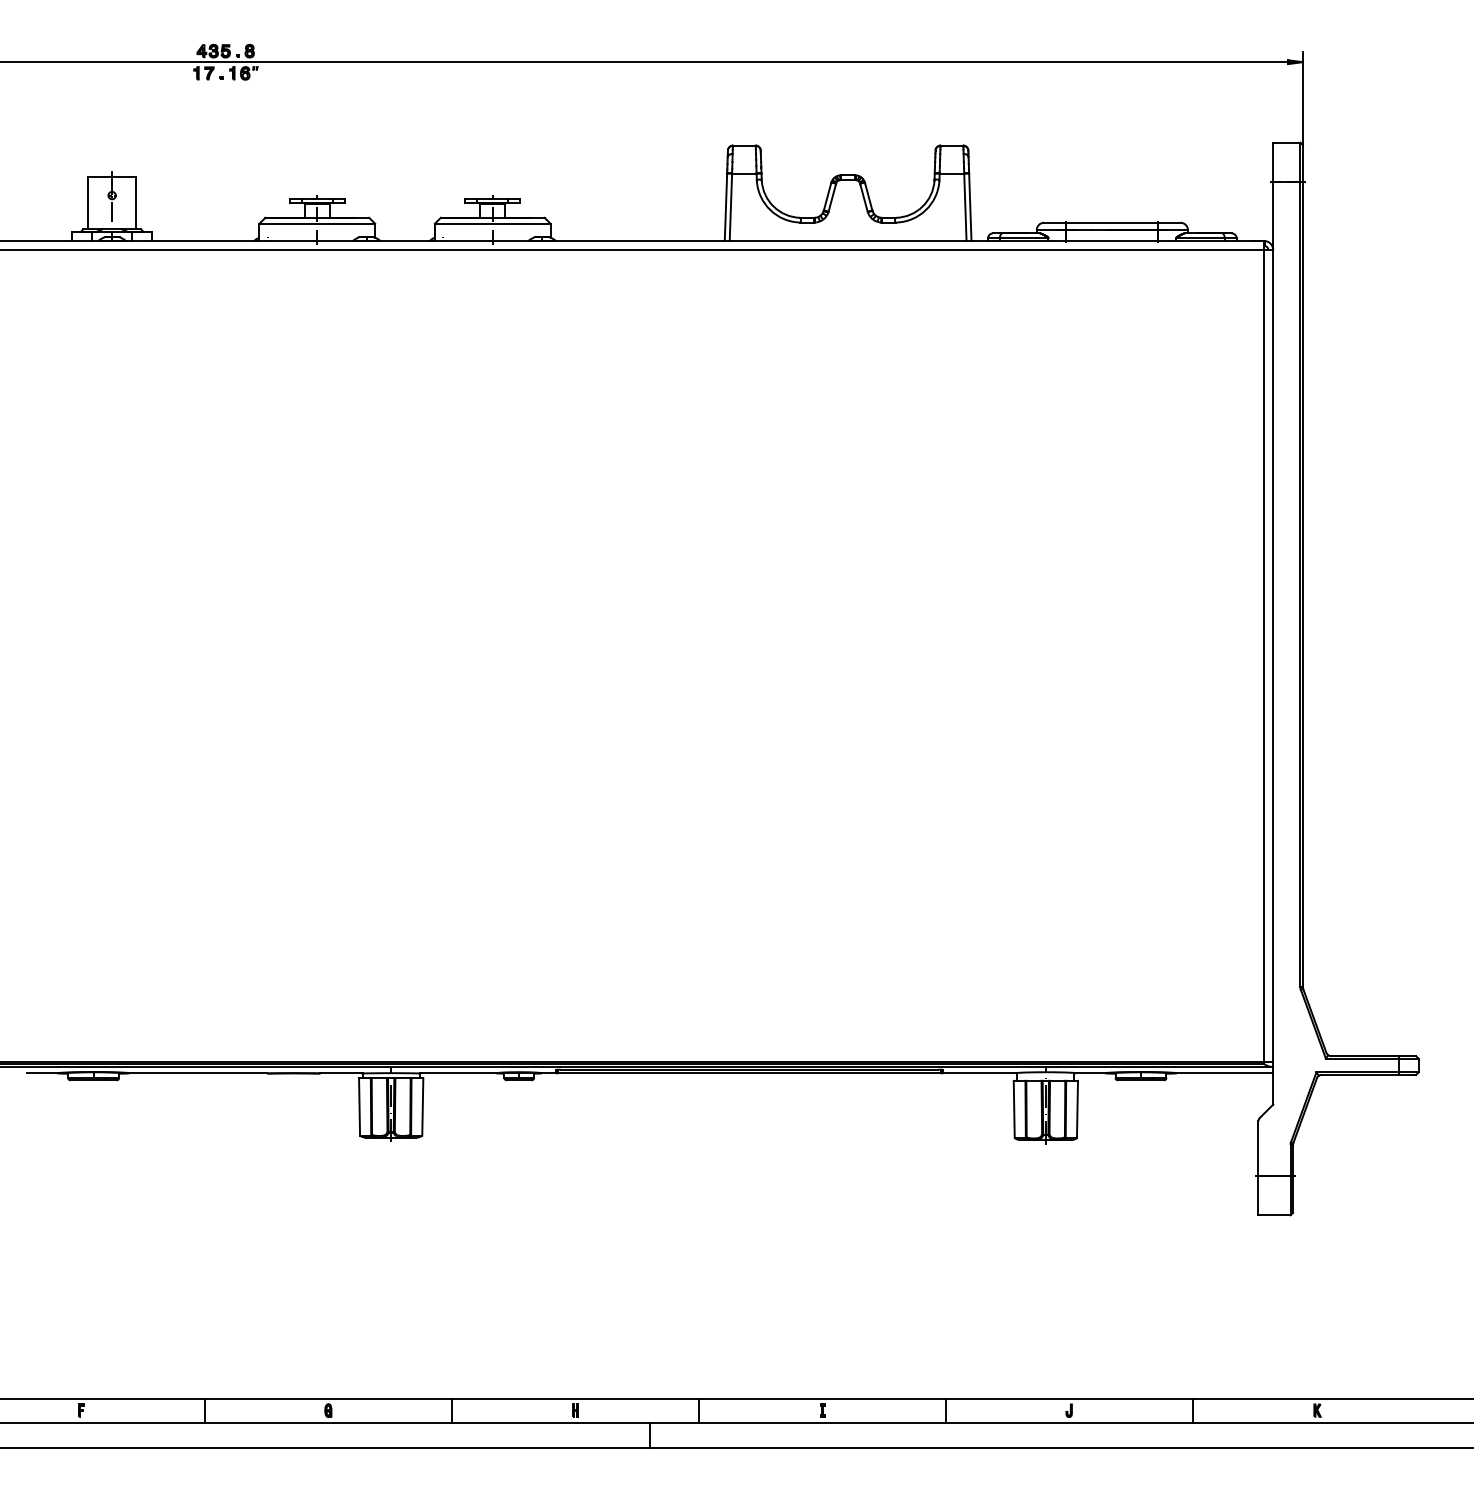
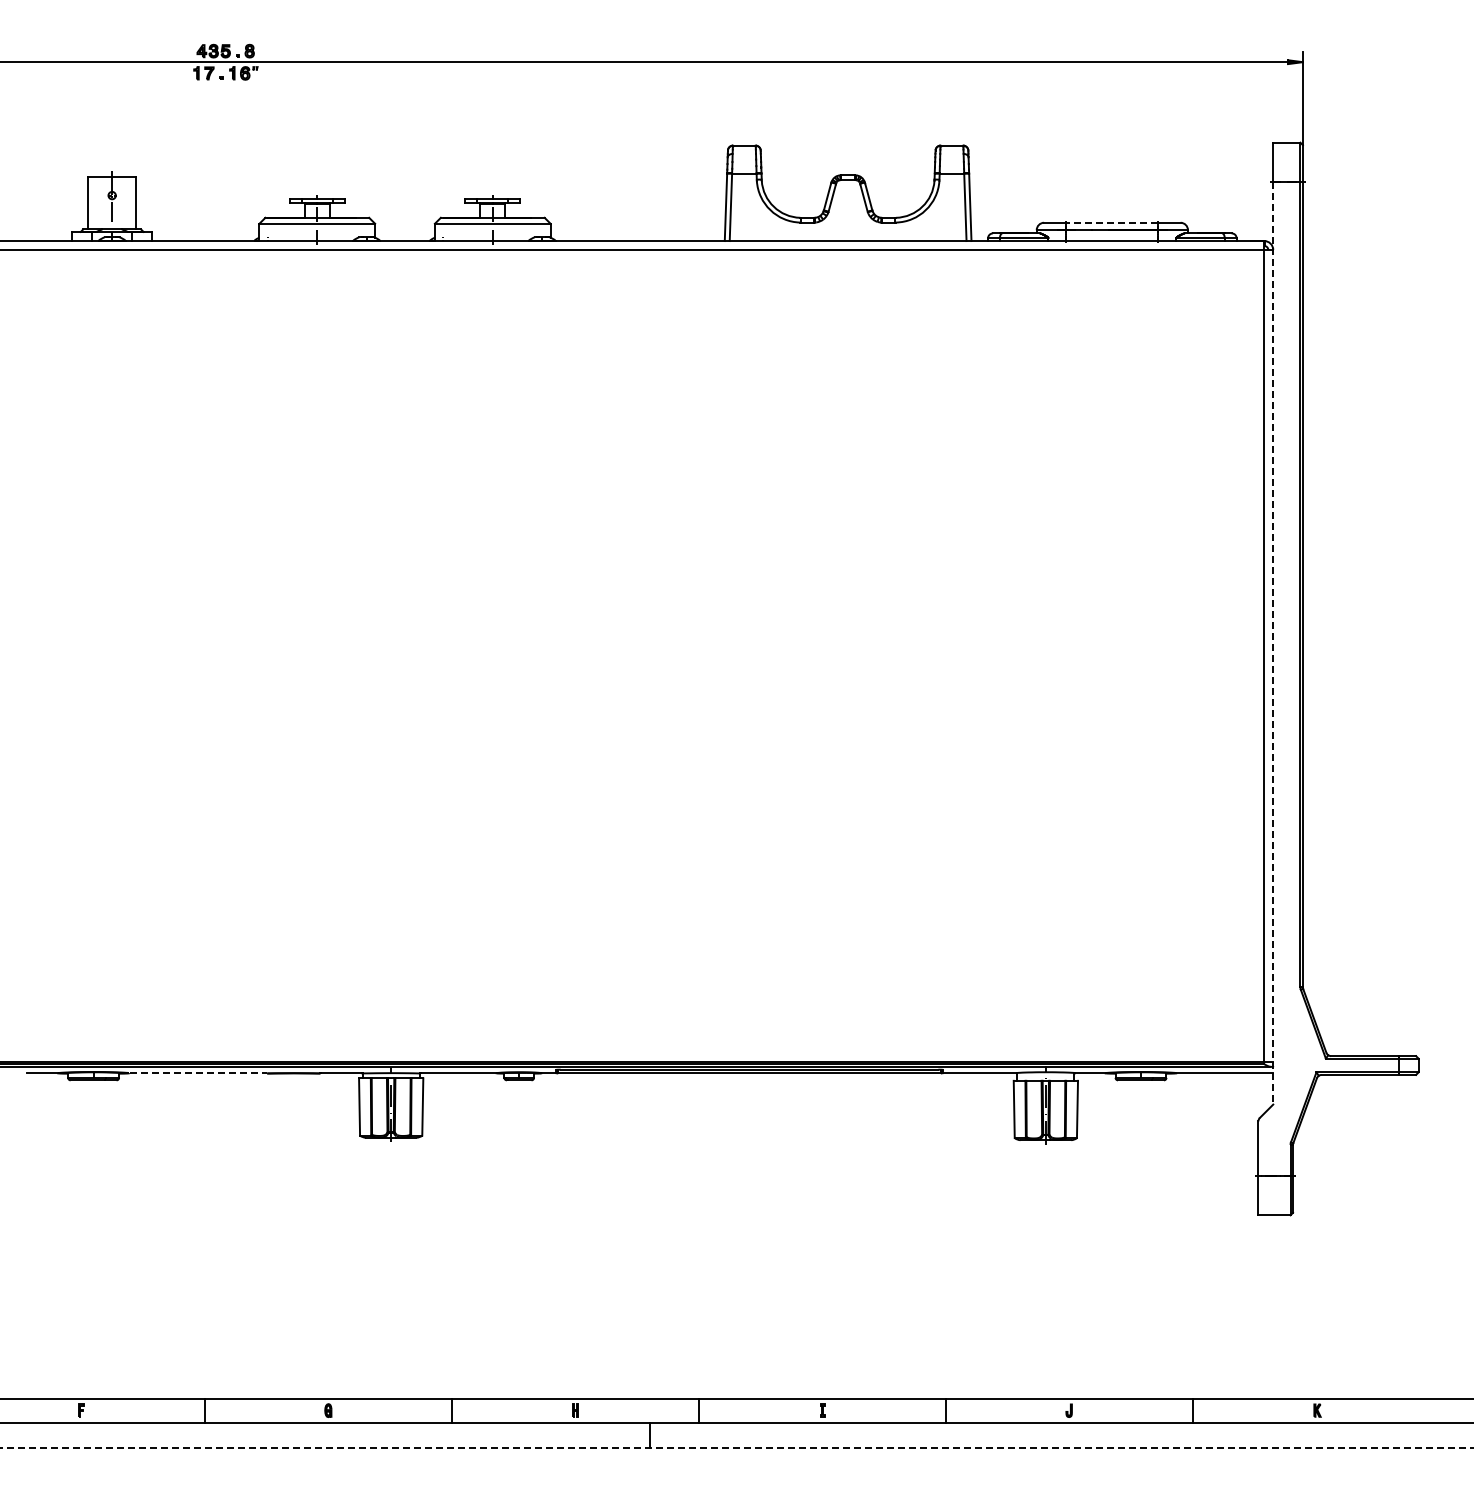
line: solid -> dashed (1112, 222)
line: solid -> dashed (1273, 643)
line: solid -> dashed (193, 1073)
line: solid -> dashed (736, 1448)
